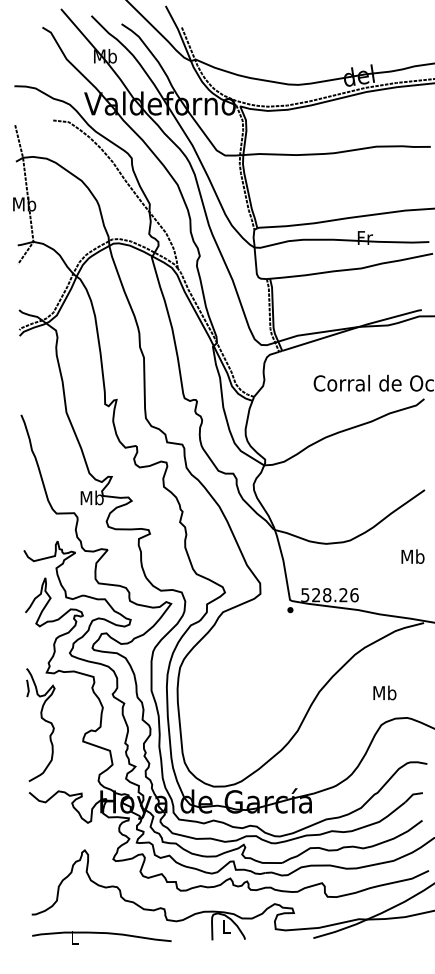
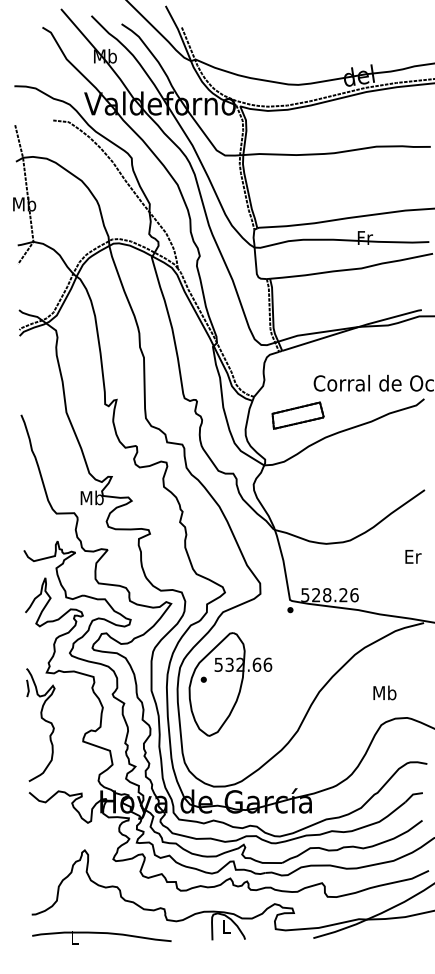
part: none -> present (297, 415)
text: Mb -> Er (412, 556)
part: none -> present (230, 684)
